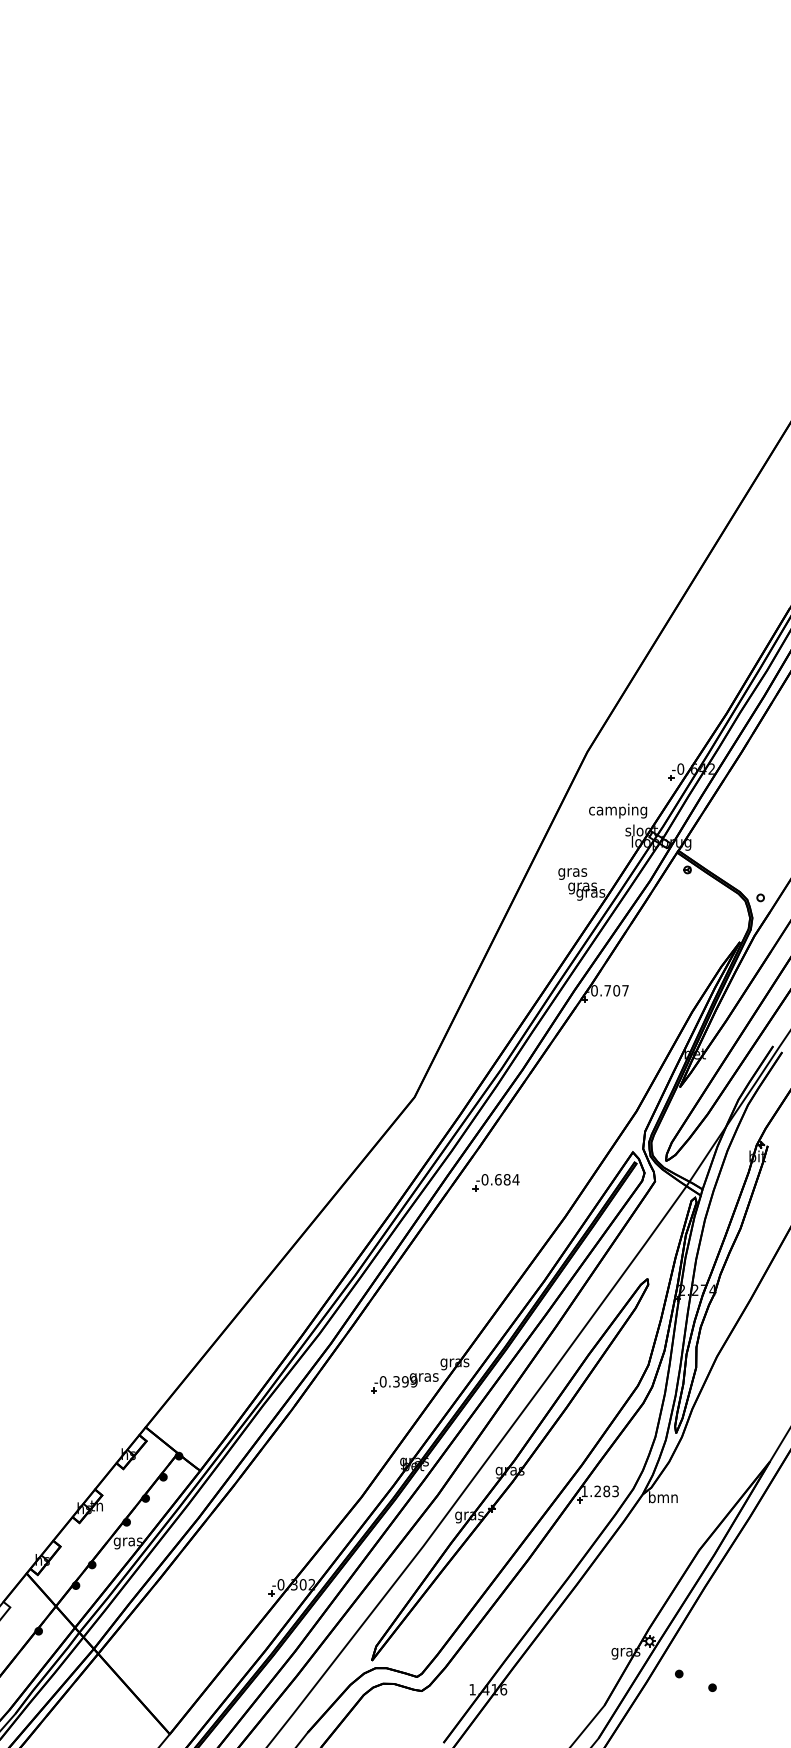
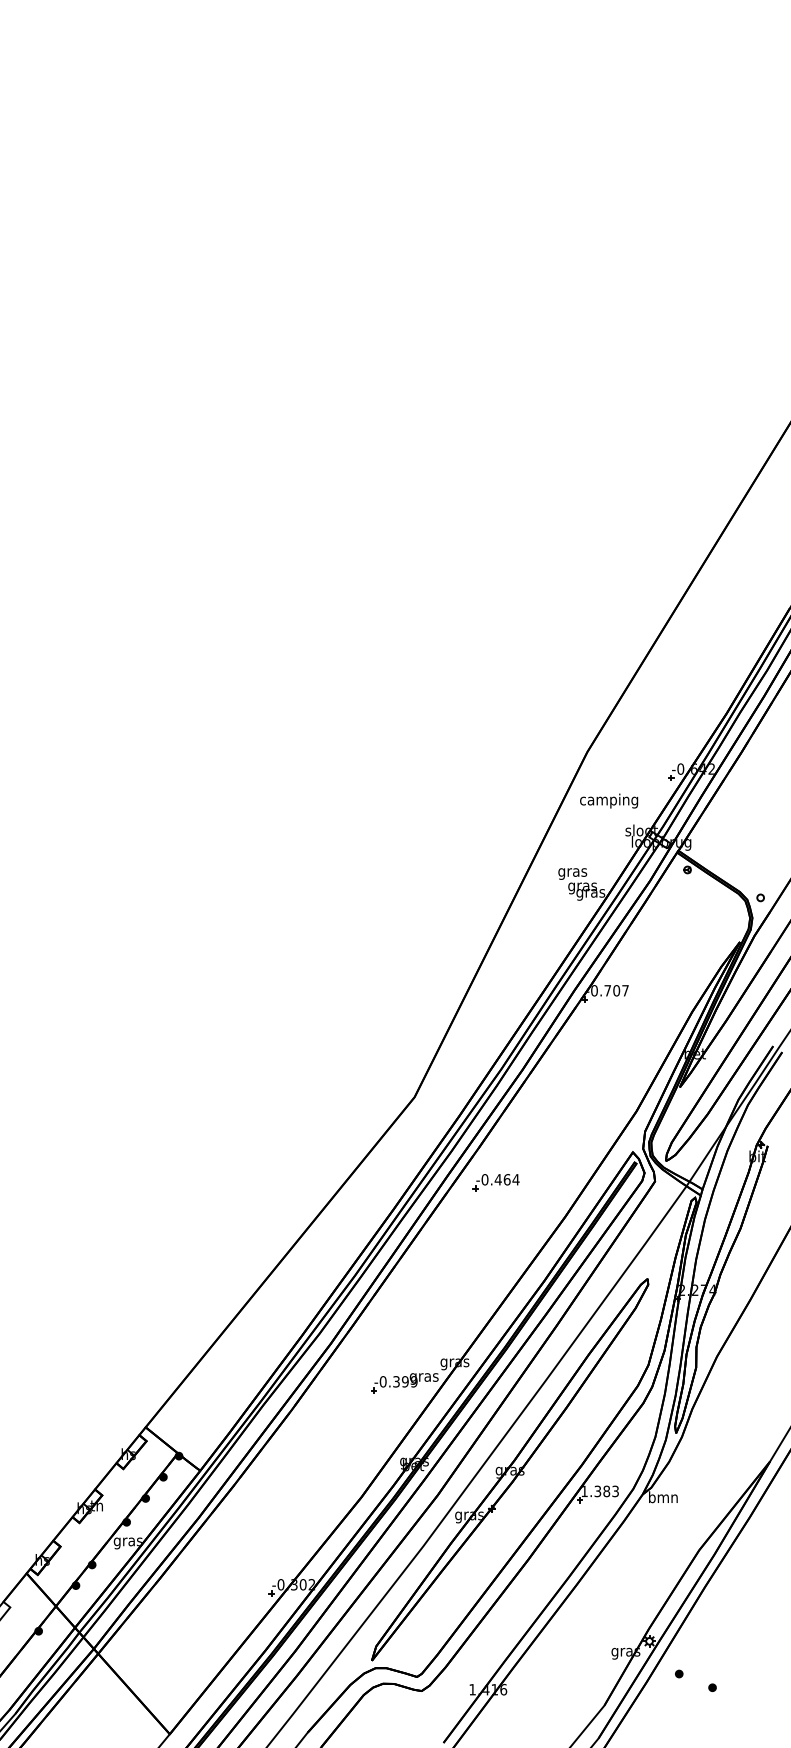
text position: (618, 810) -> (609, 800) (609, 800)
text: -0.684 -> -0.464 (502, 1179)
text: 1.283 -> 1.383 (597, 1491)
